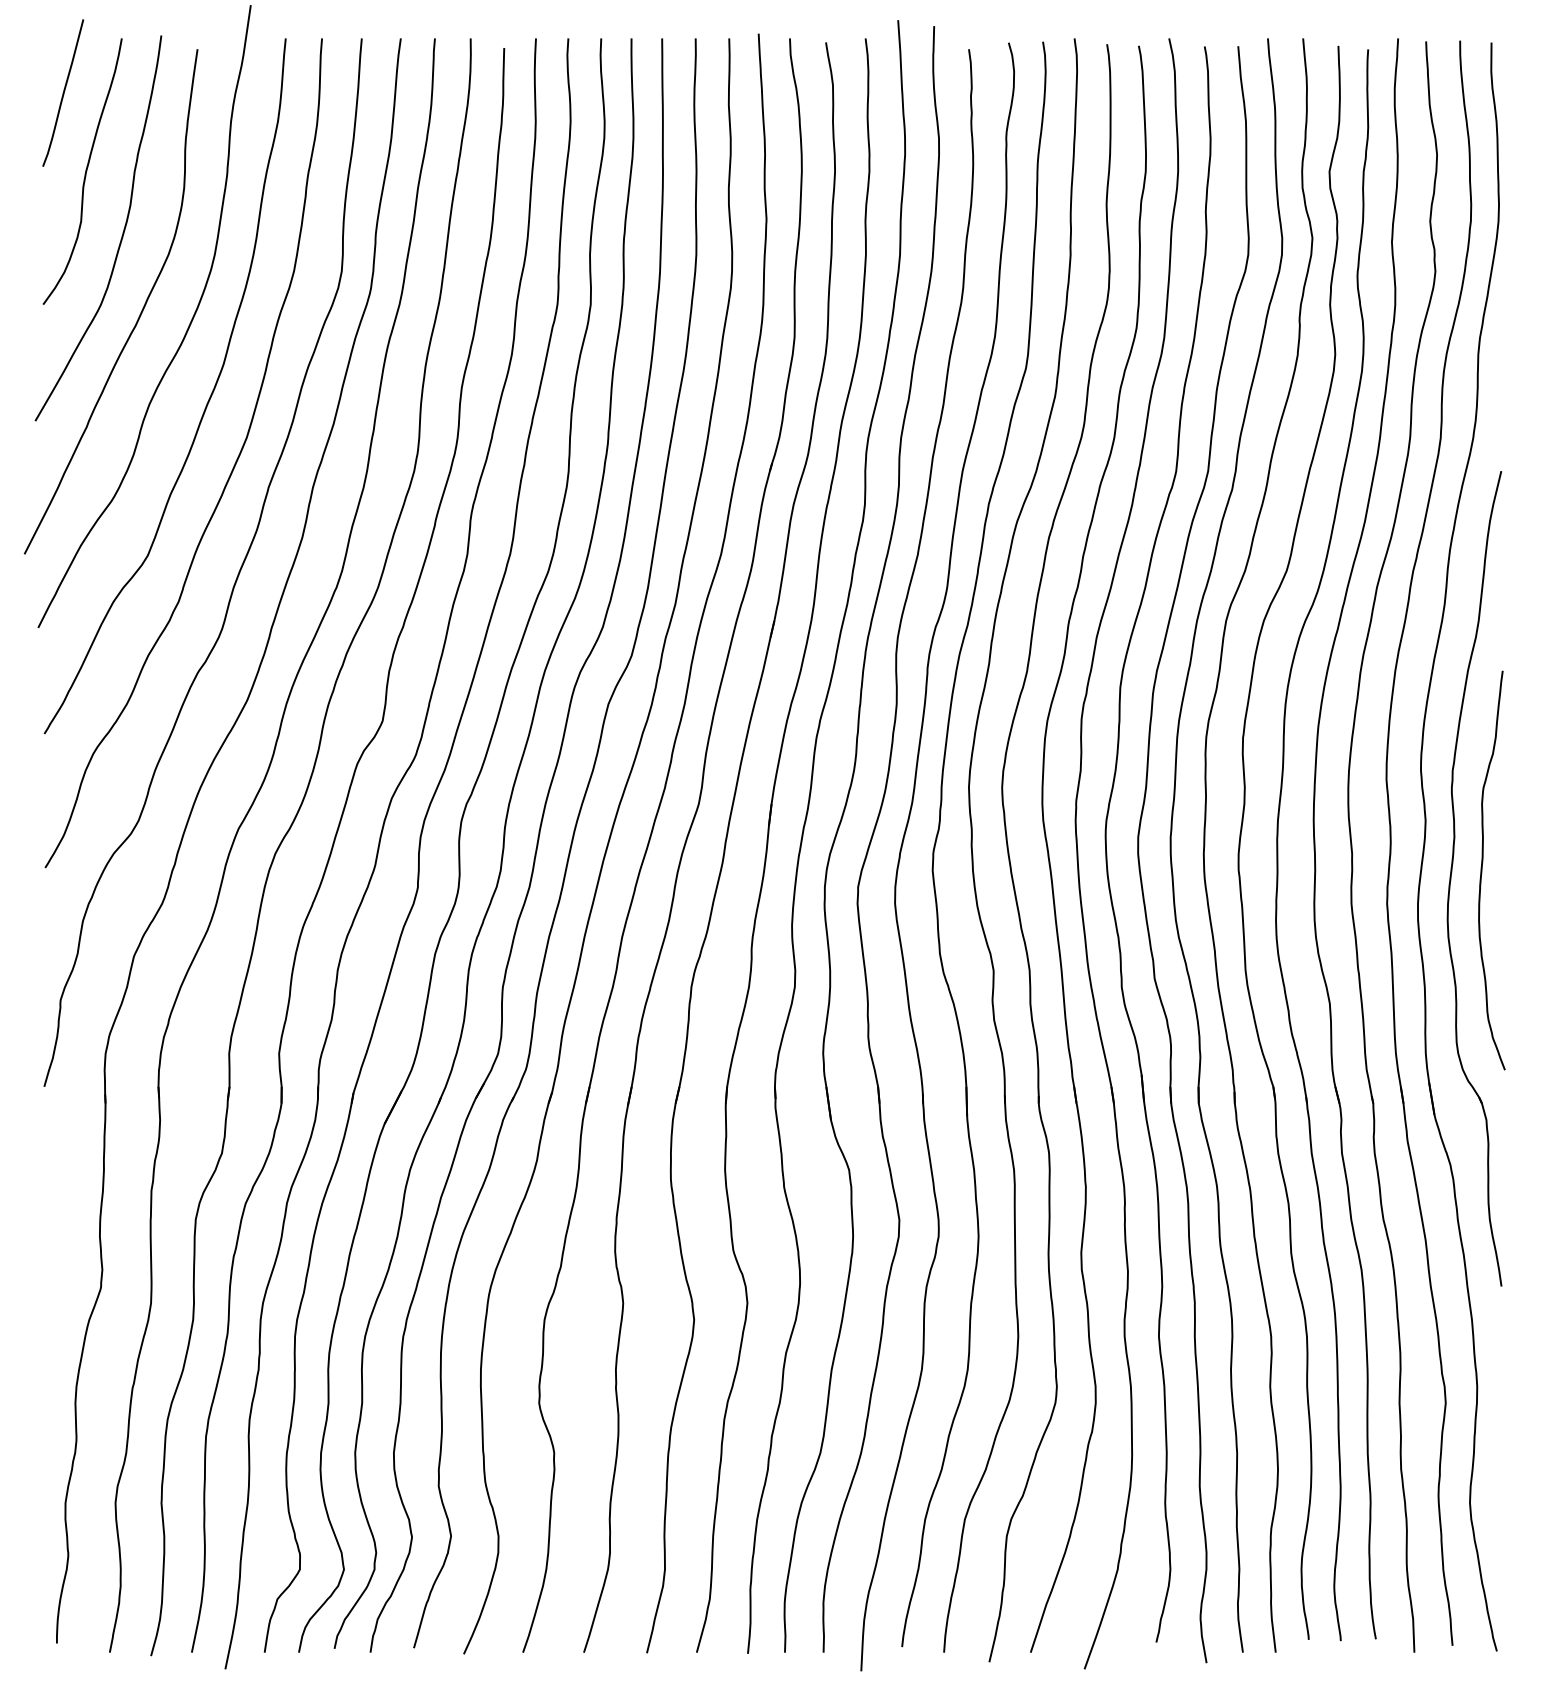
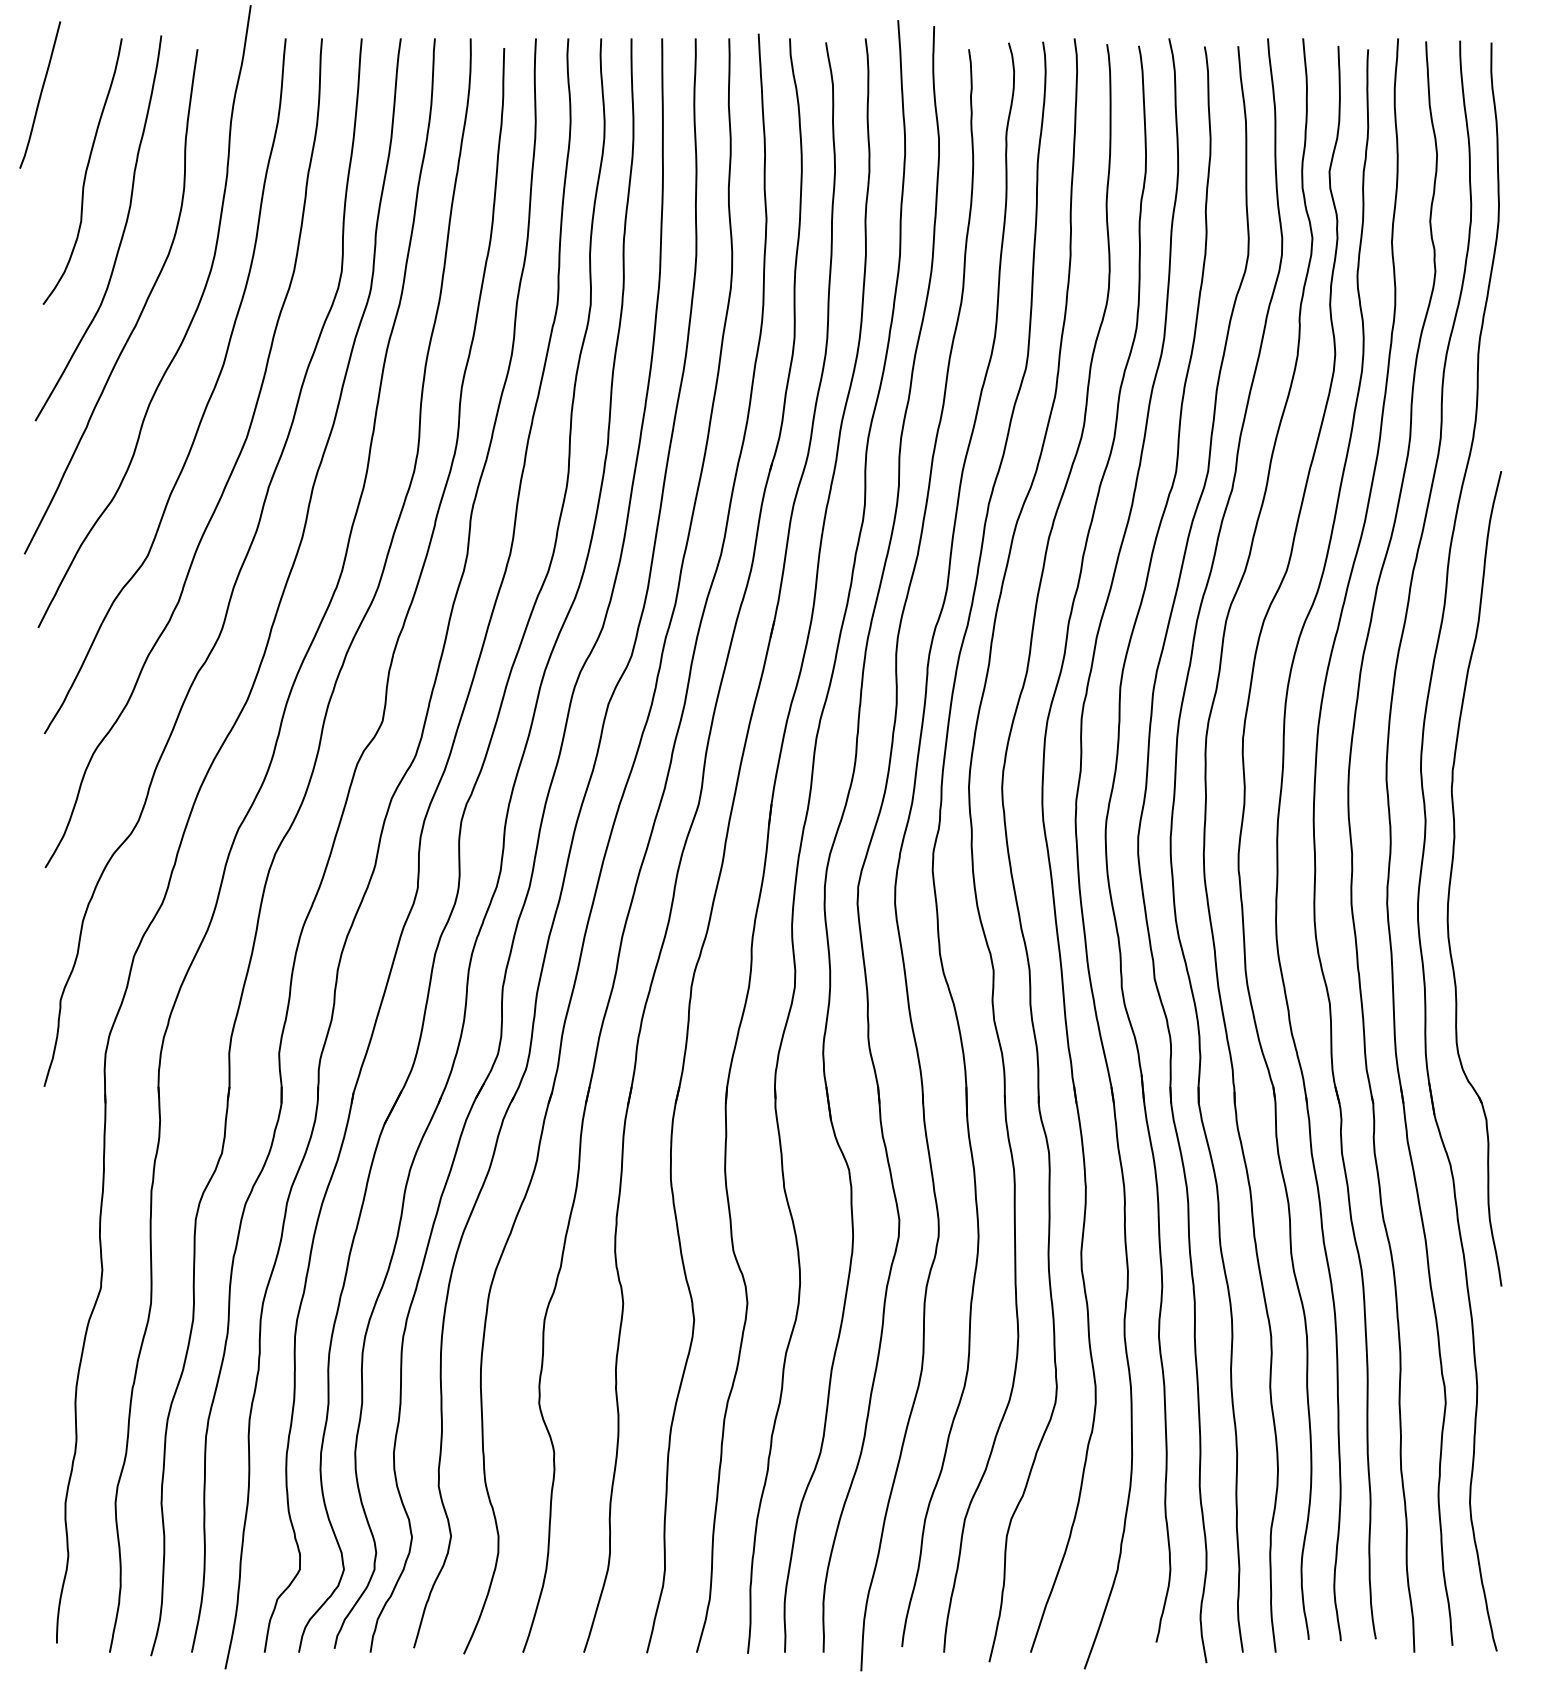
curve position: (63, 92) -> (40, 94) (40, 94)
curve: present -> none (1482, 870)
